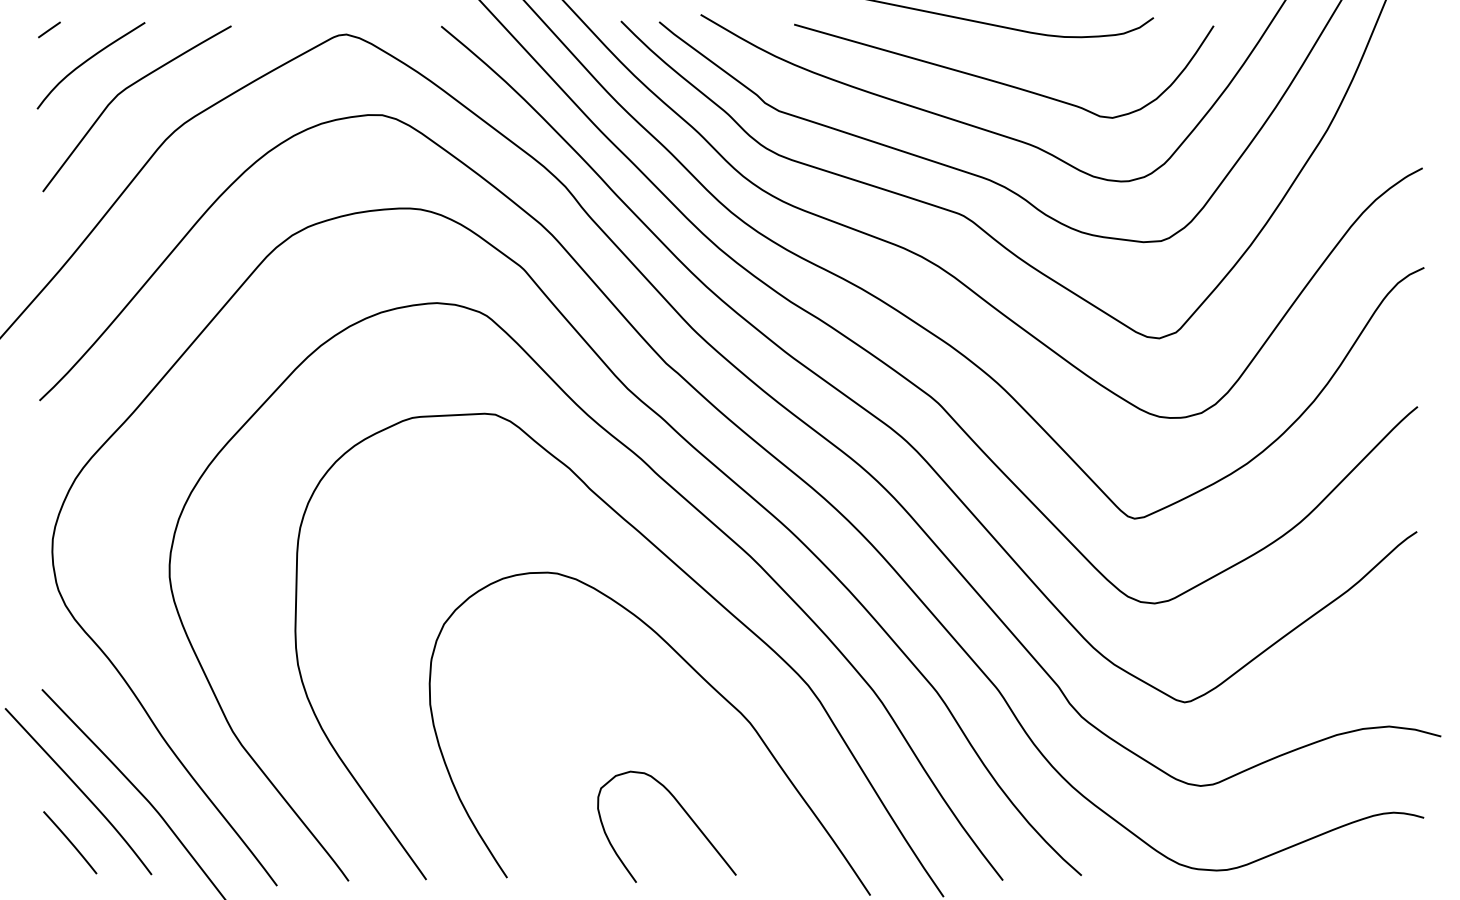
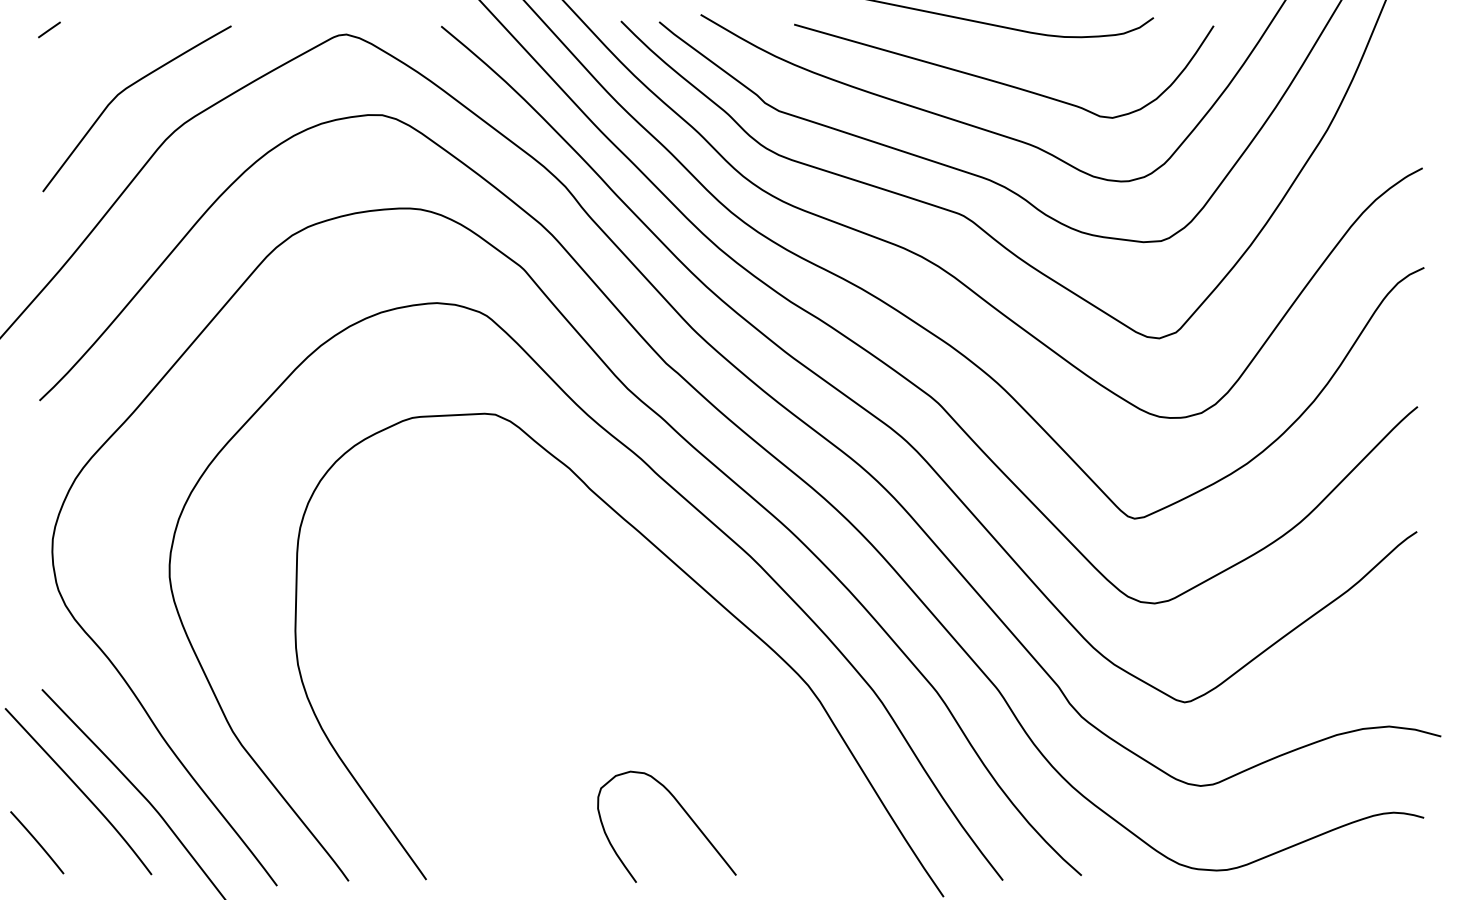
curve: present -> none (87, 61)
curve: present -> none (700, 677)
line position: (70, 842) -> (37, 842) (37, 842)
